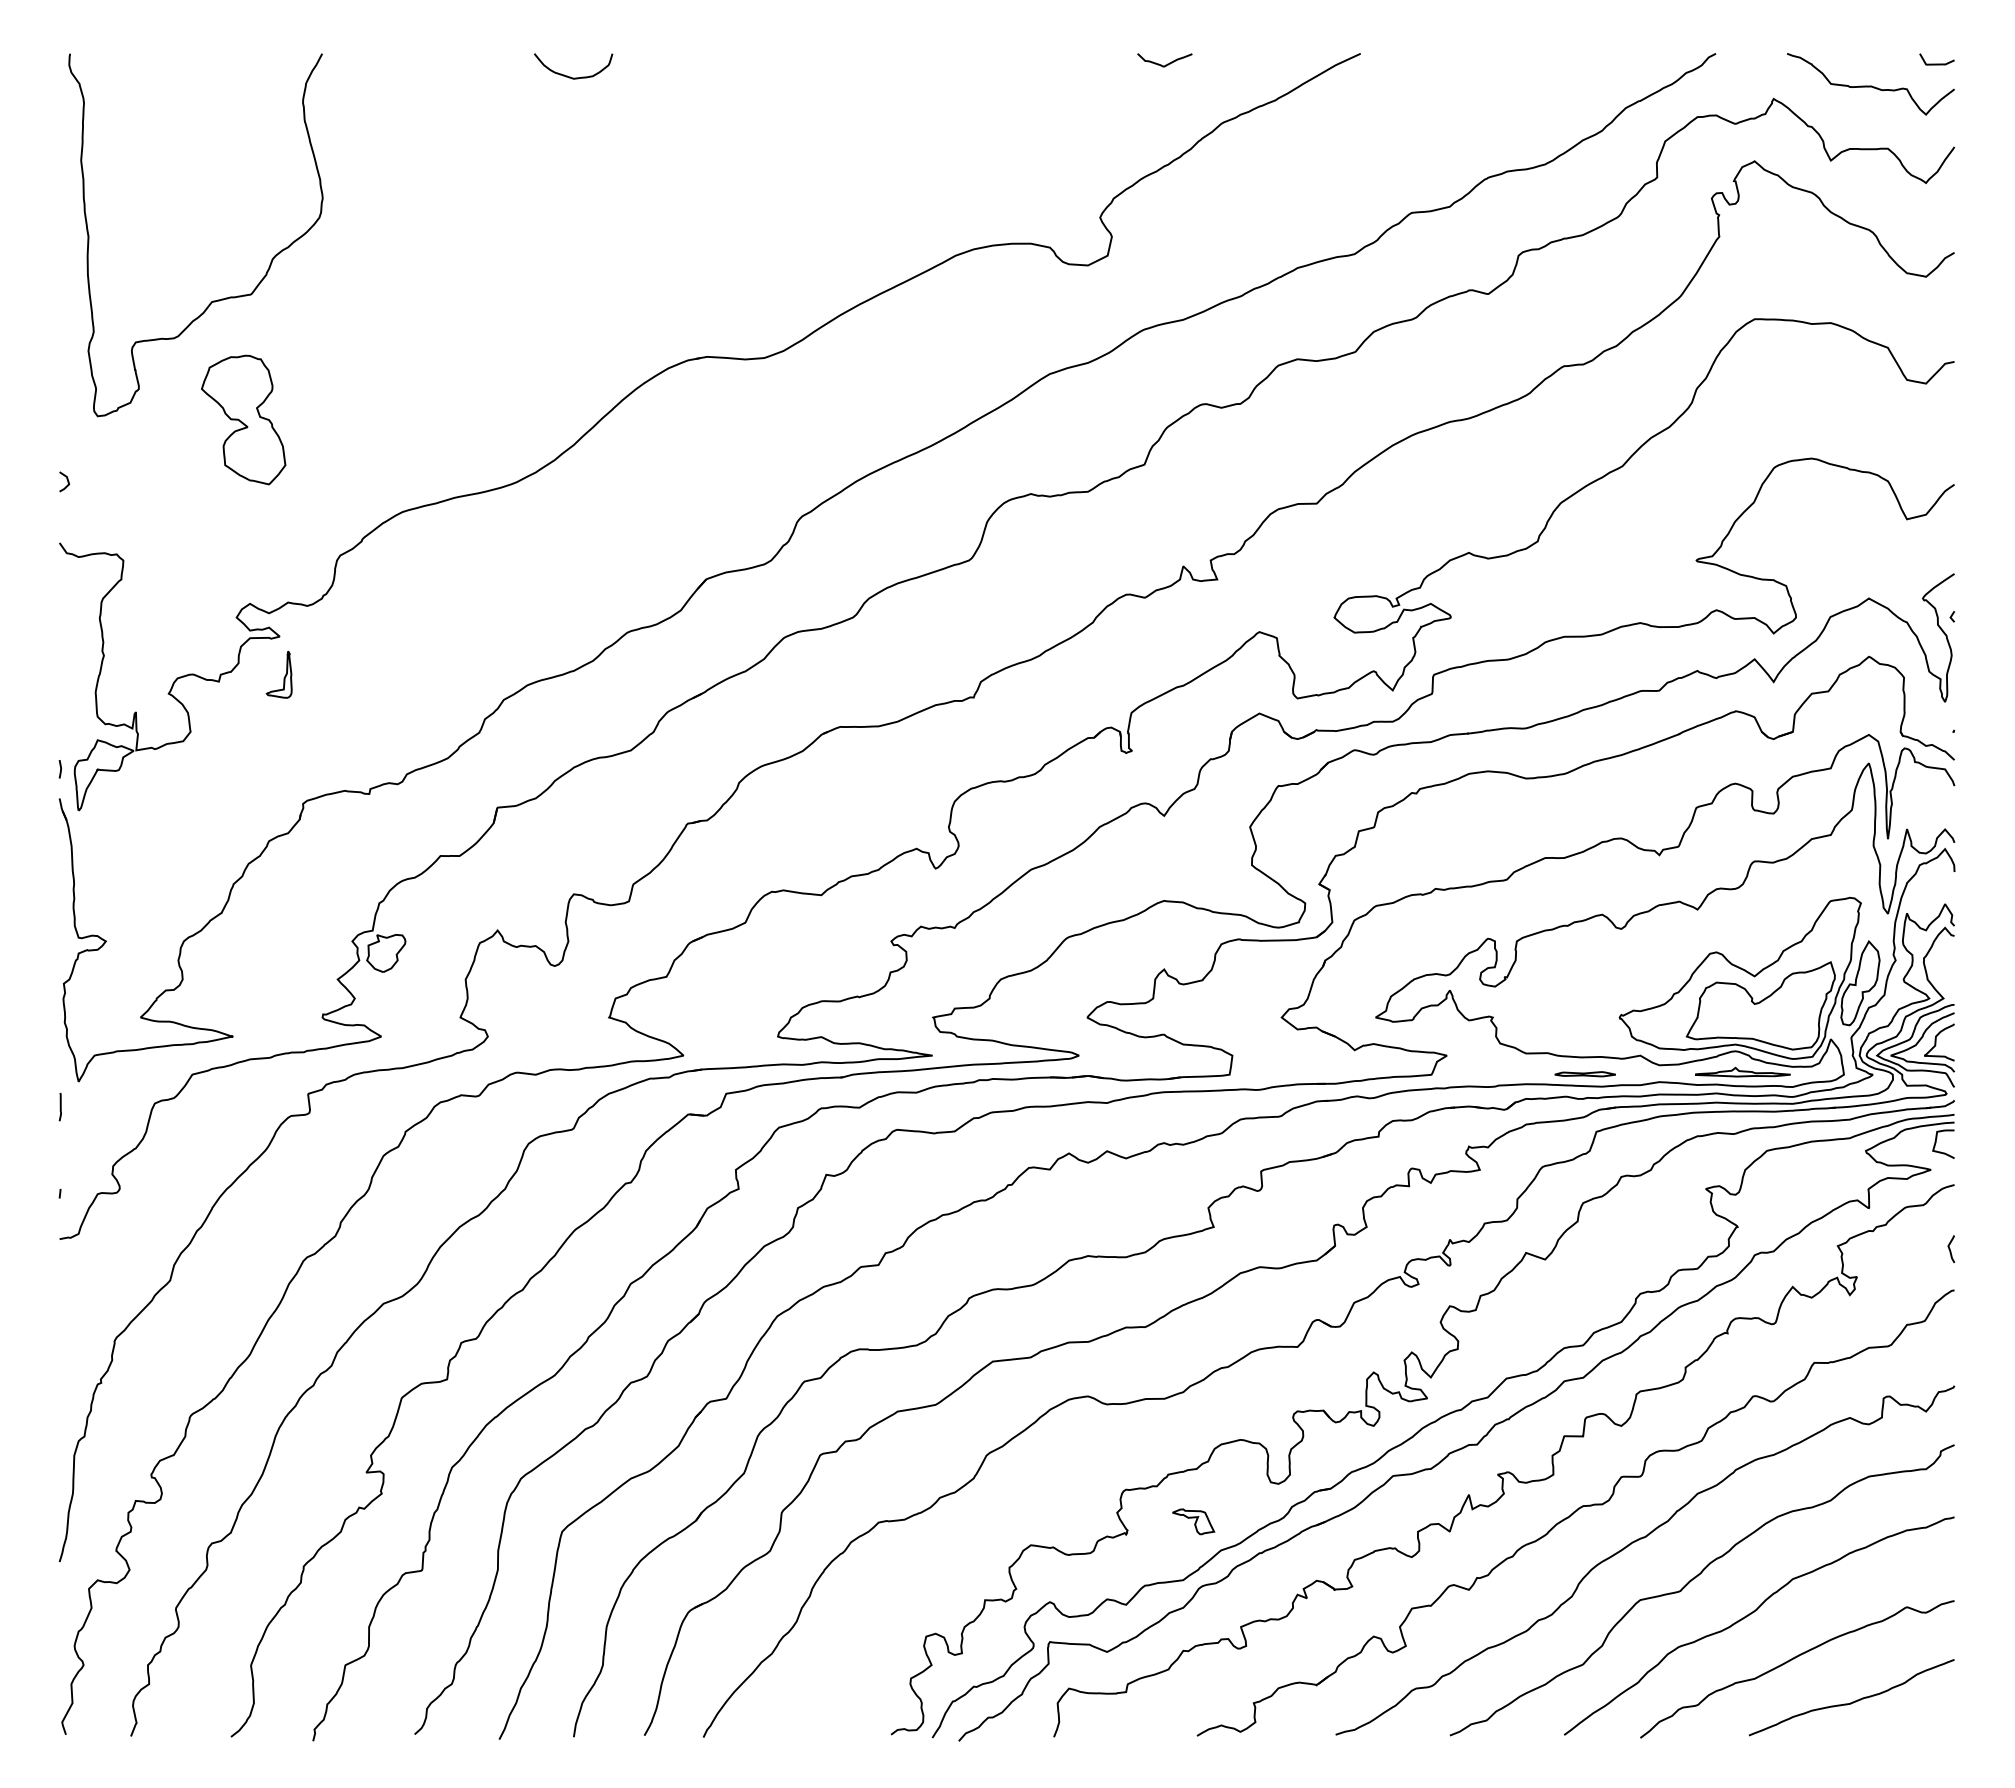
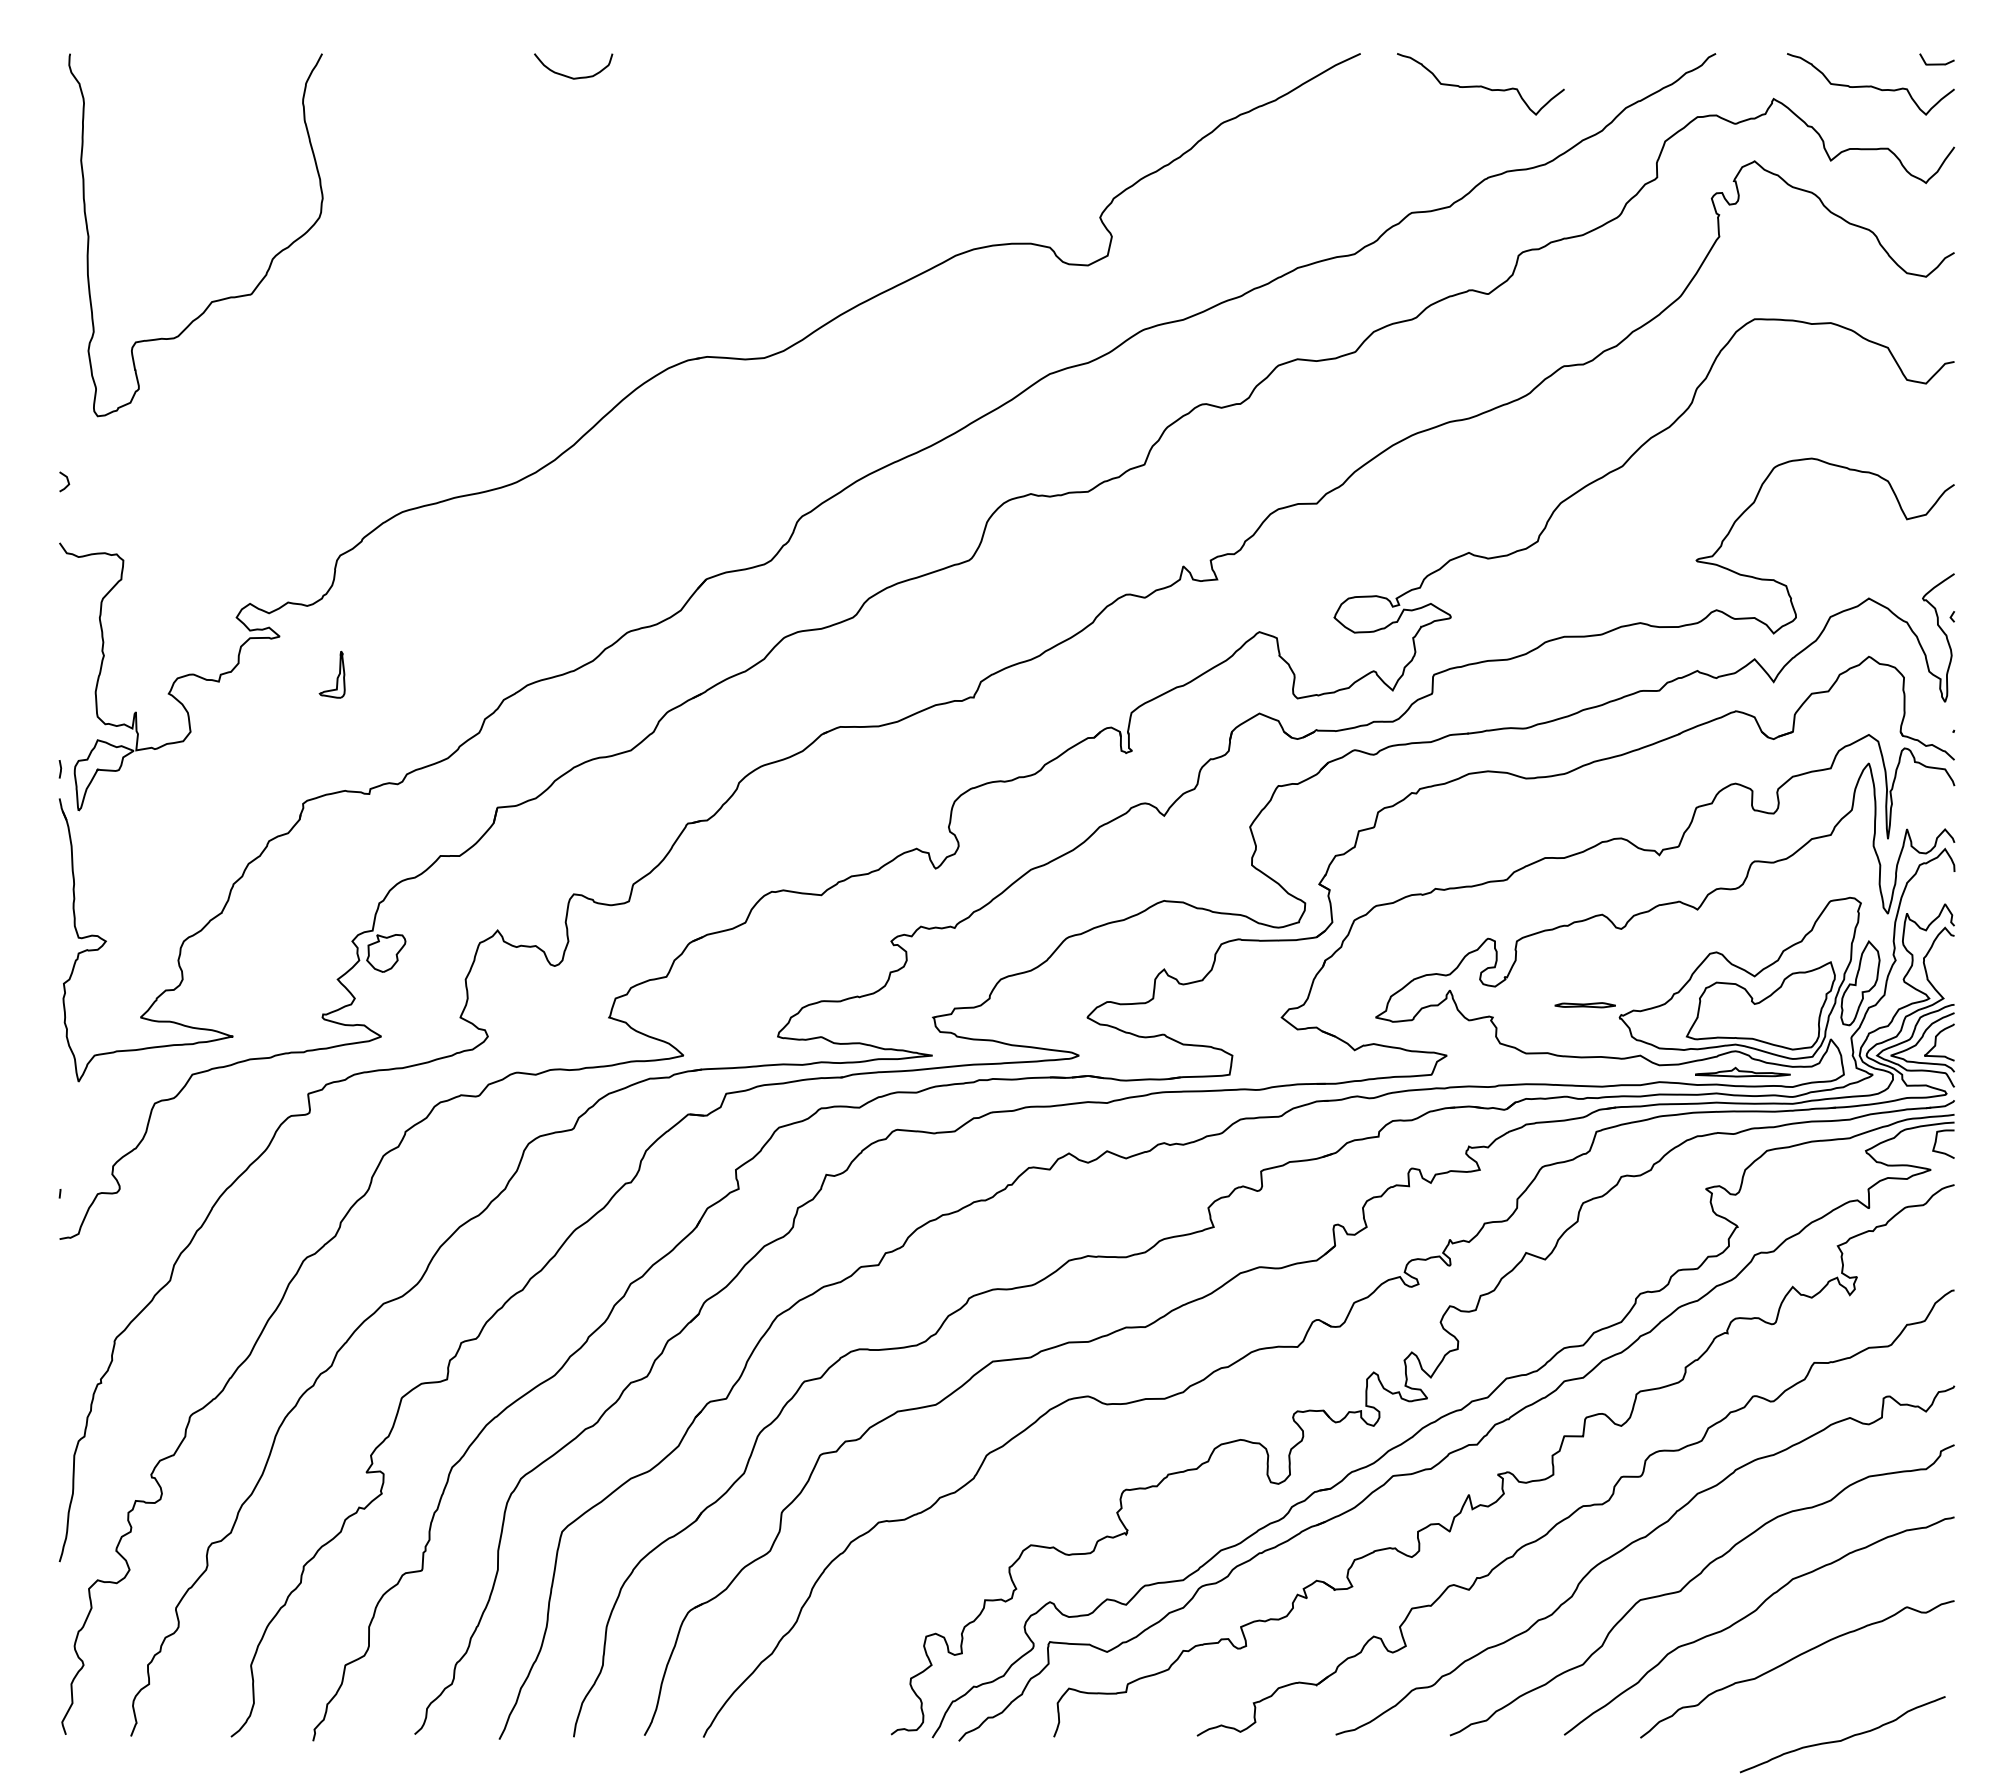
curve: present -> none (1165, 64)
curve: none -> present (1480, 85)
part: present -> none (243, 419)
part position: (284, 676) -> (337, 676) (337, 676)
part position: (1584, 1074) -> (1584, 1005) (1584, 1005)
line: present -> none (59, 1107)
curve: present -> none (1950, 1249)
part: present -> none (1193, 1521)
curve position: (1852, 1701) -> (1843, 1738) (1843, 1738)
